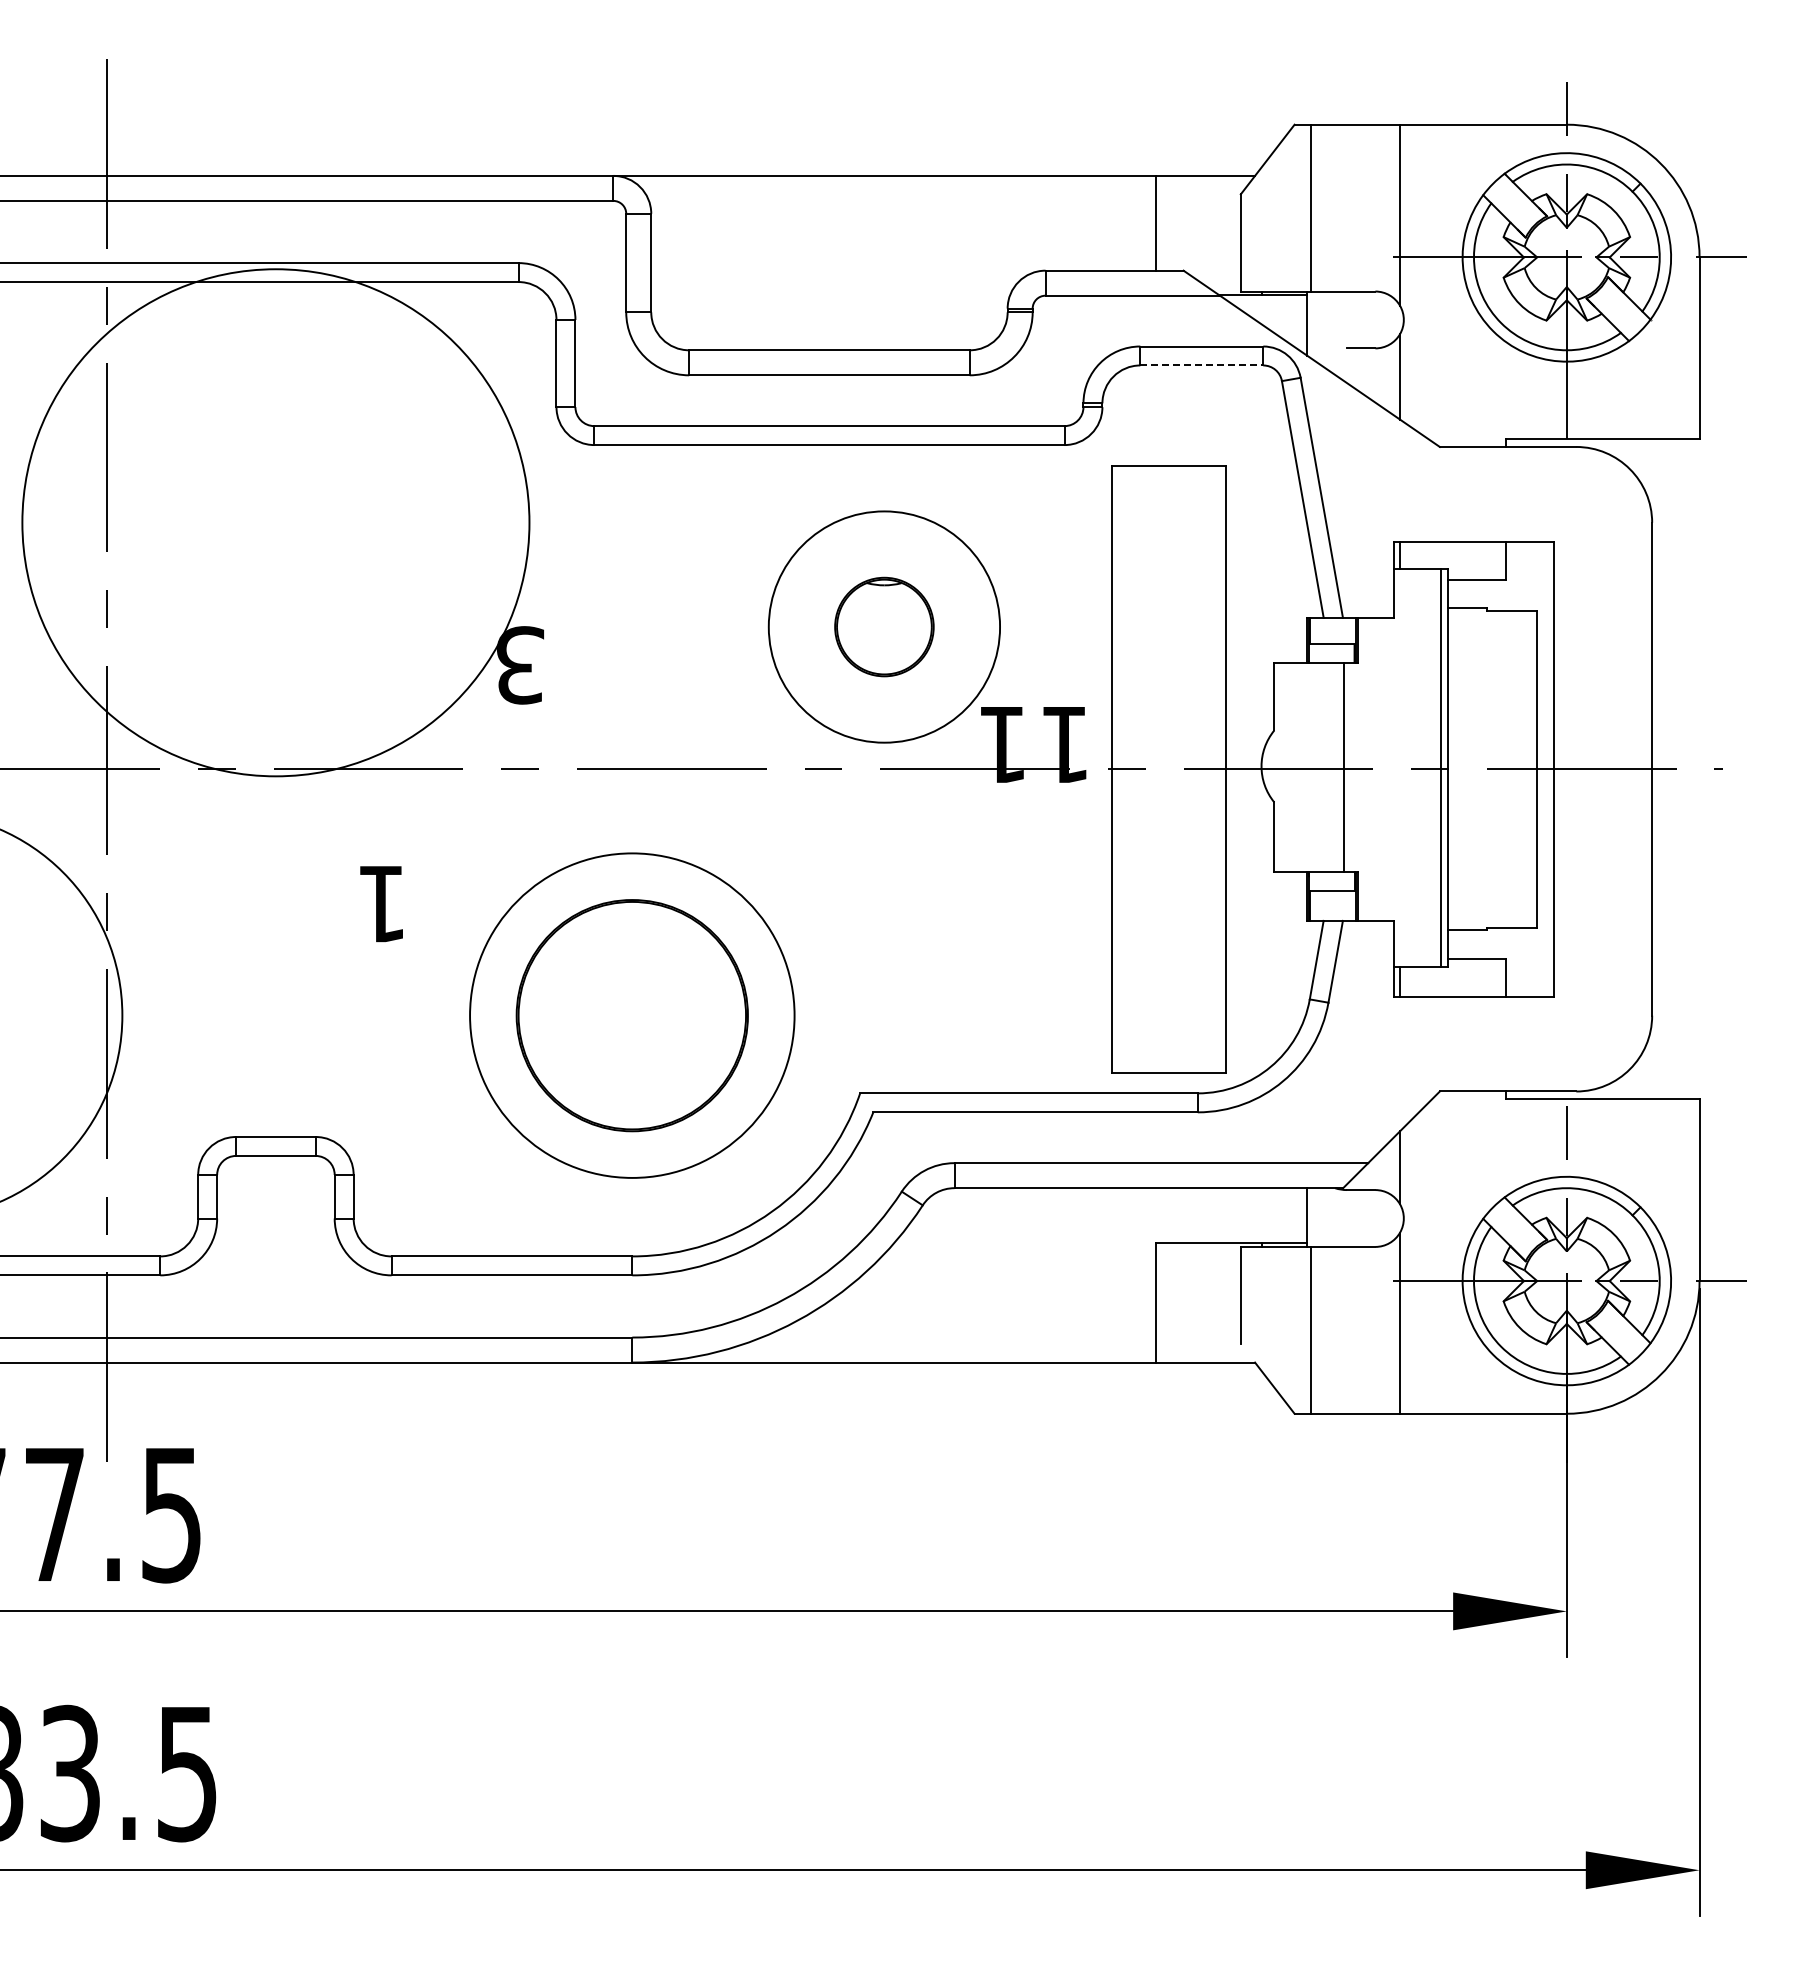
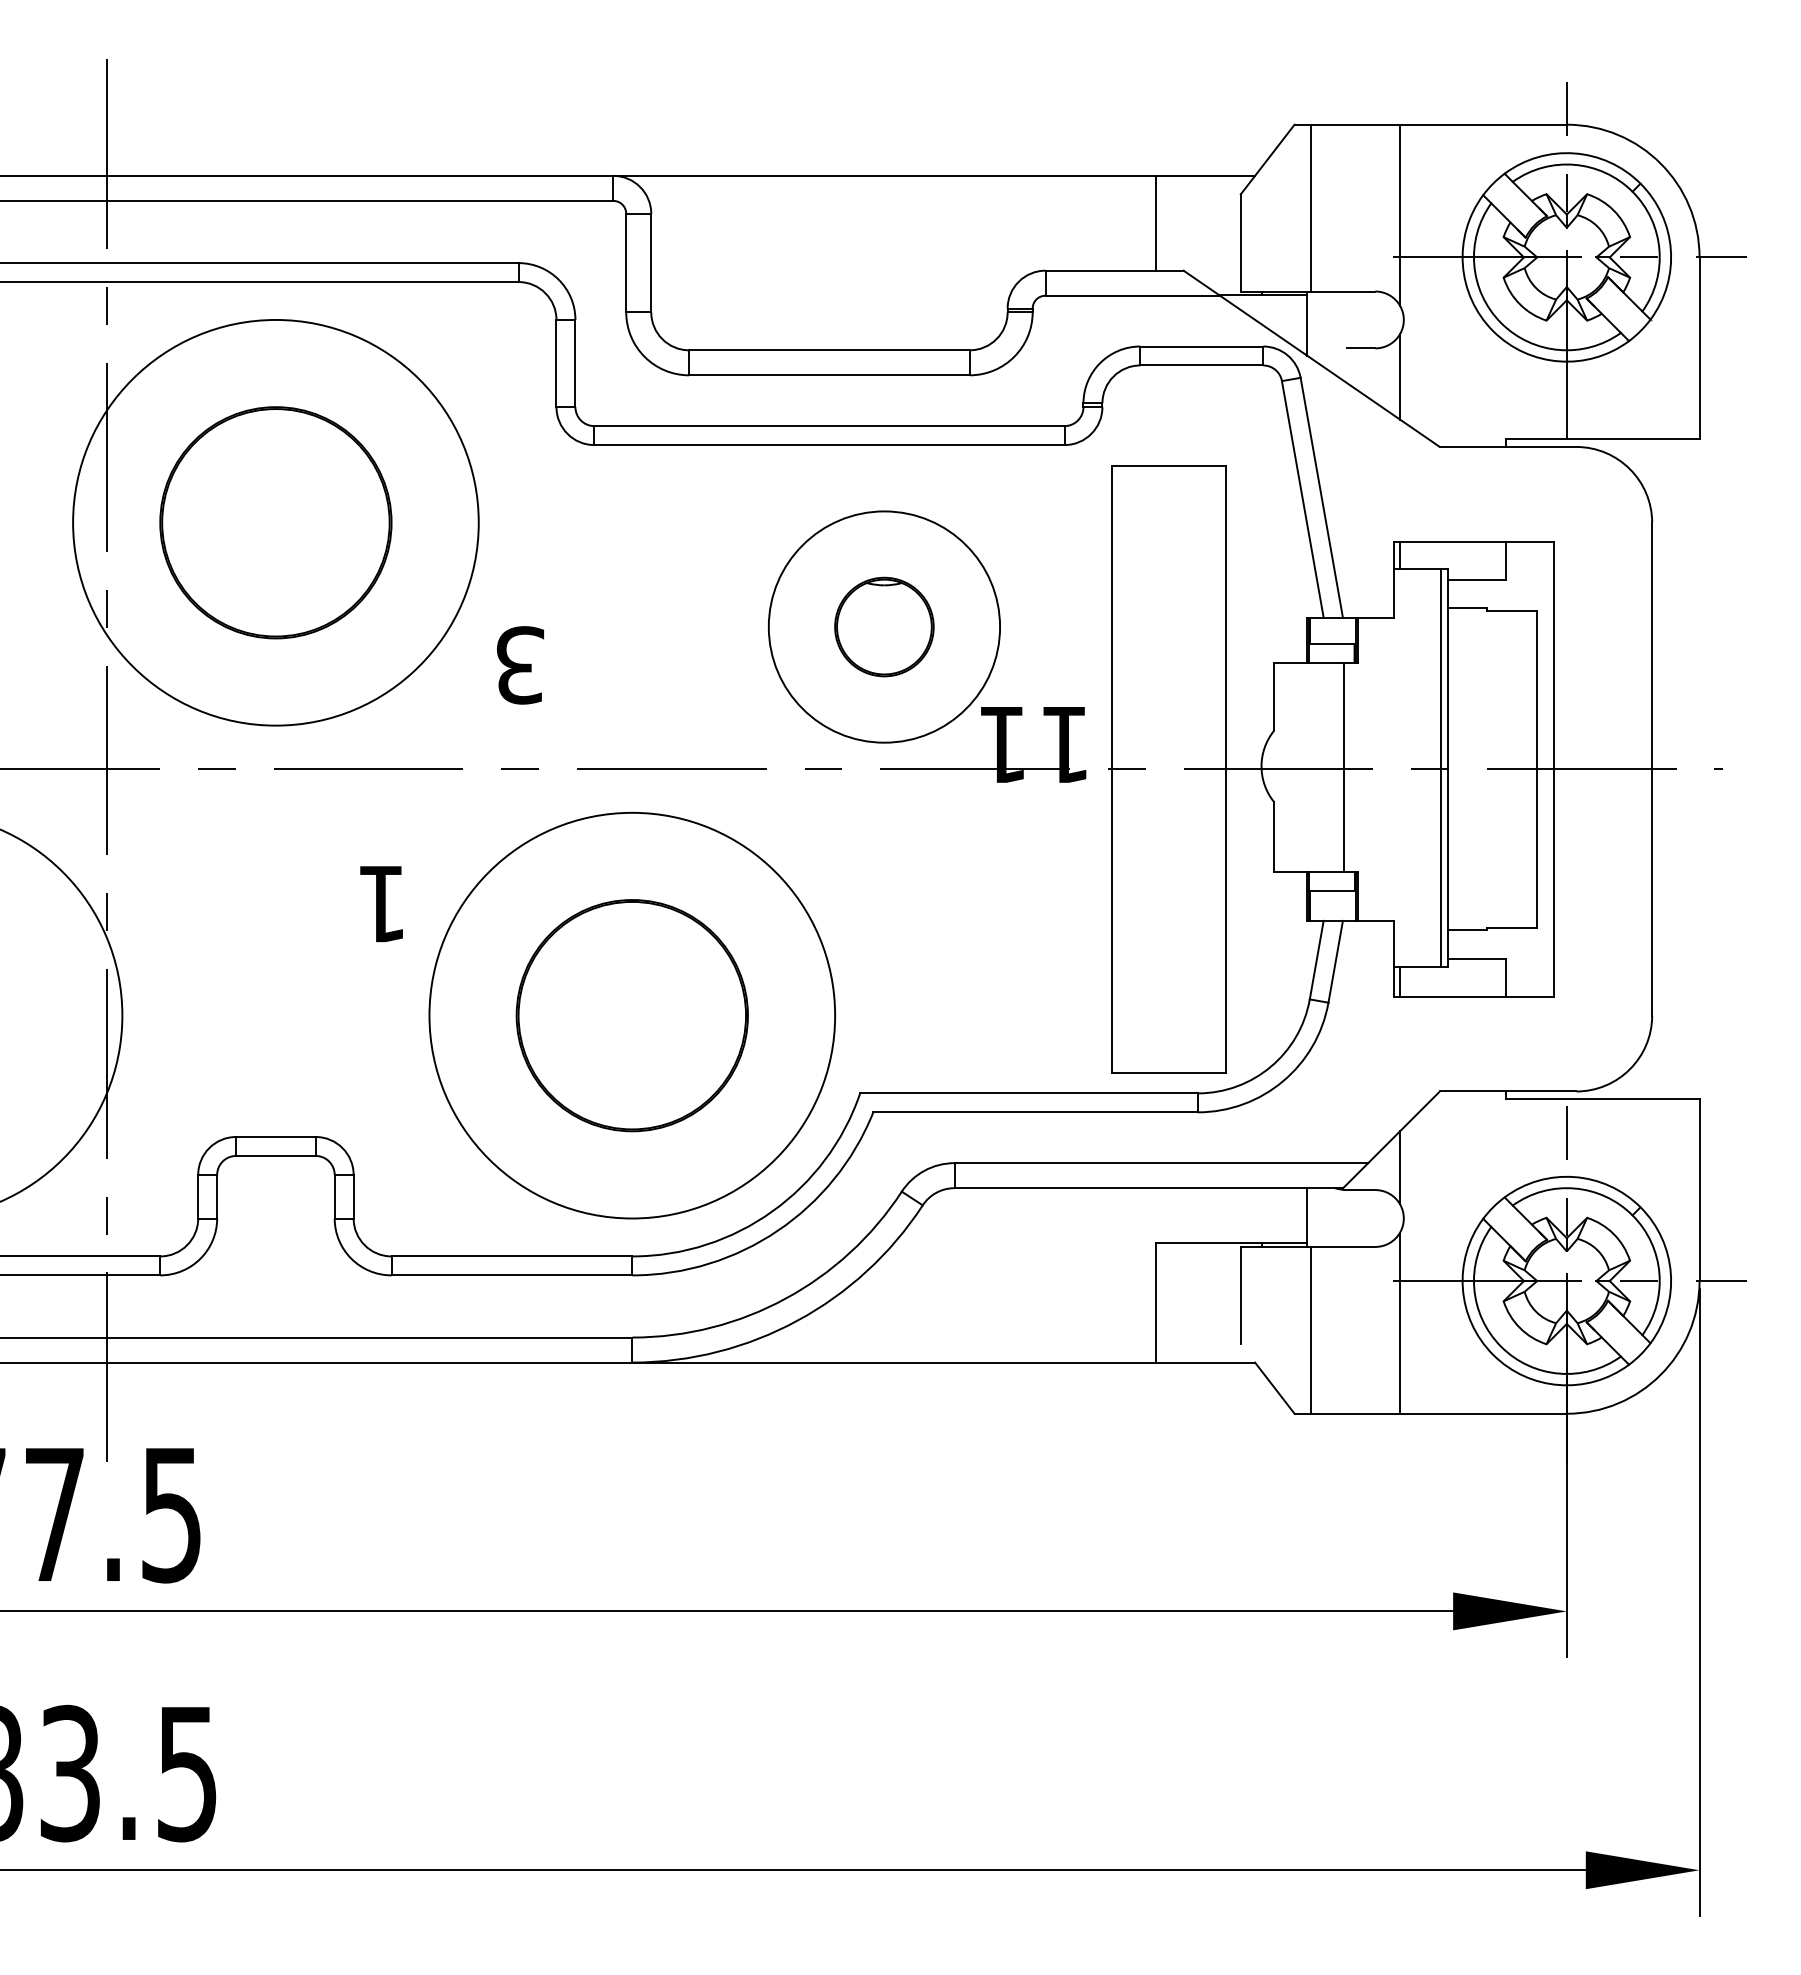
line: dashed -> solid (1202, 365)
circle diameter: 507 px -> 406 px (275, 522)
part: none -> present (275, 522)
circle diameter: 325 px -> 406 px (632, 1015)
